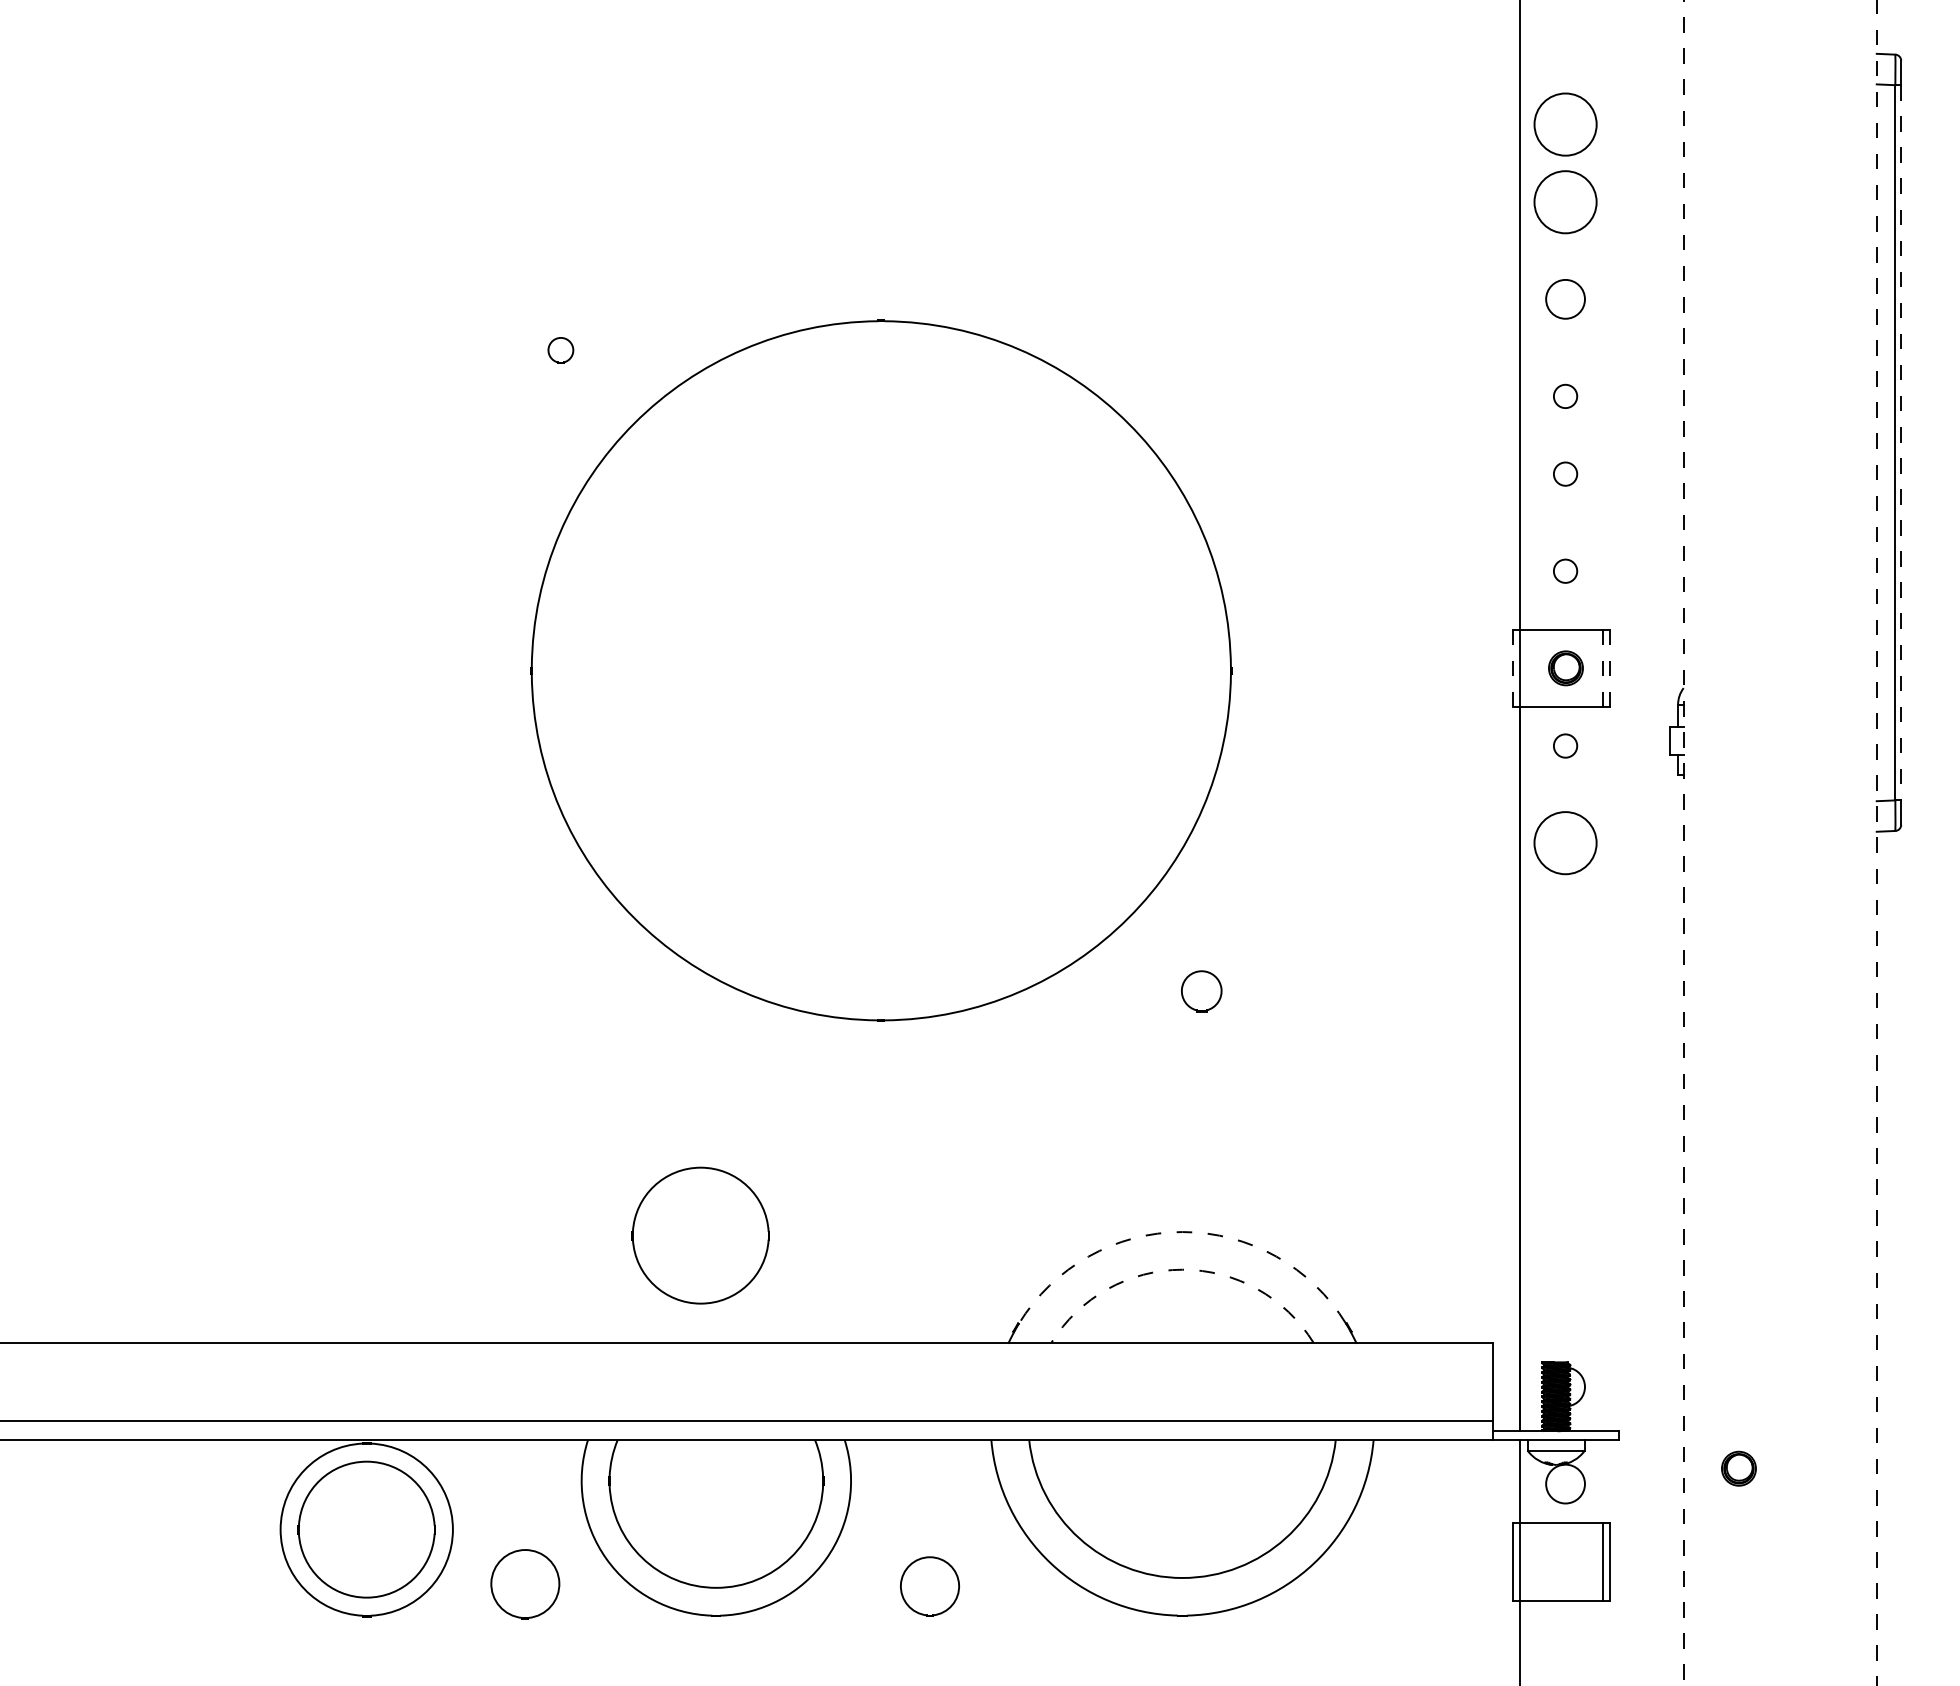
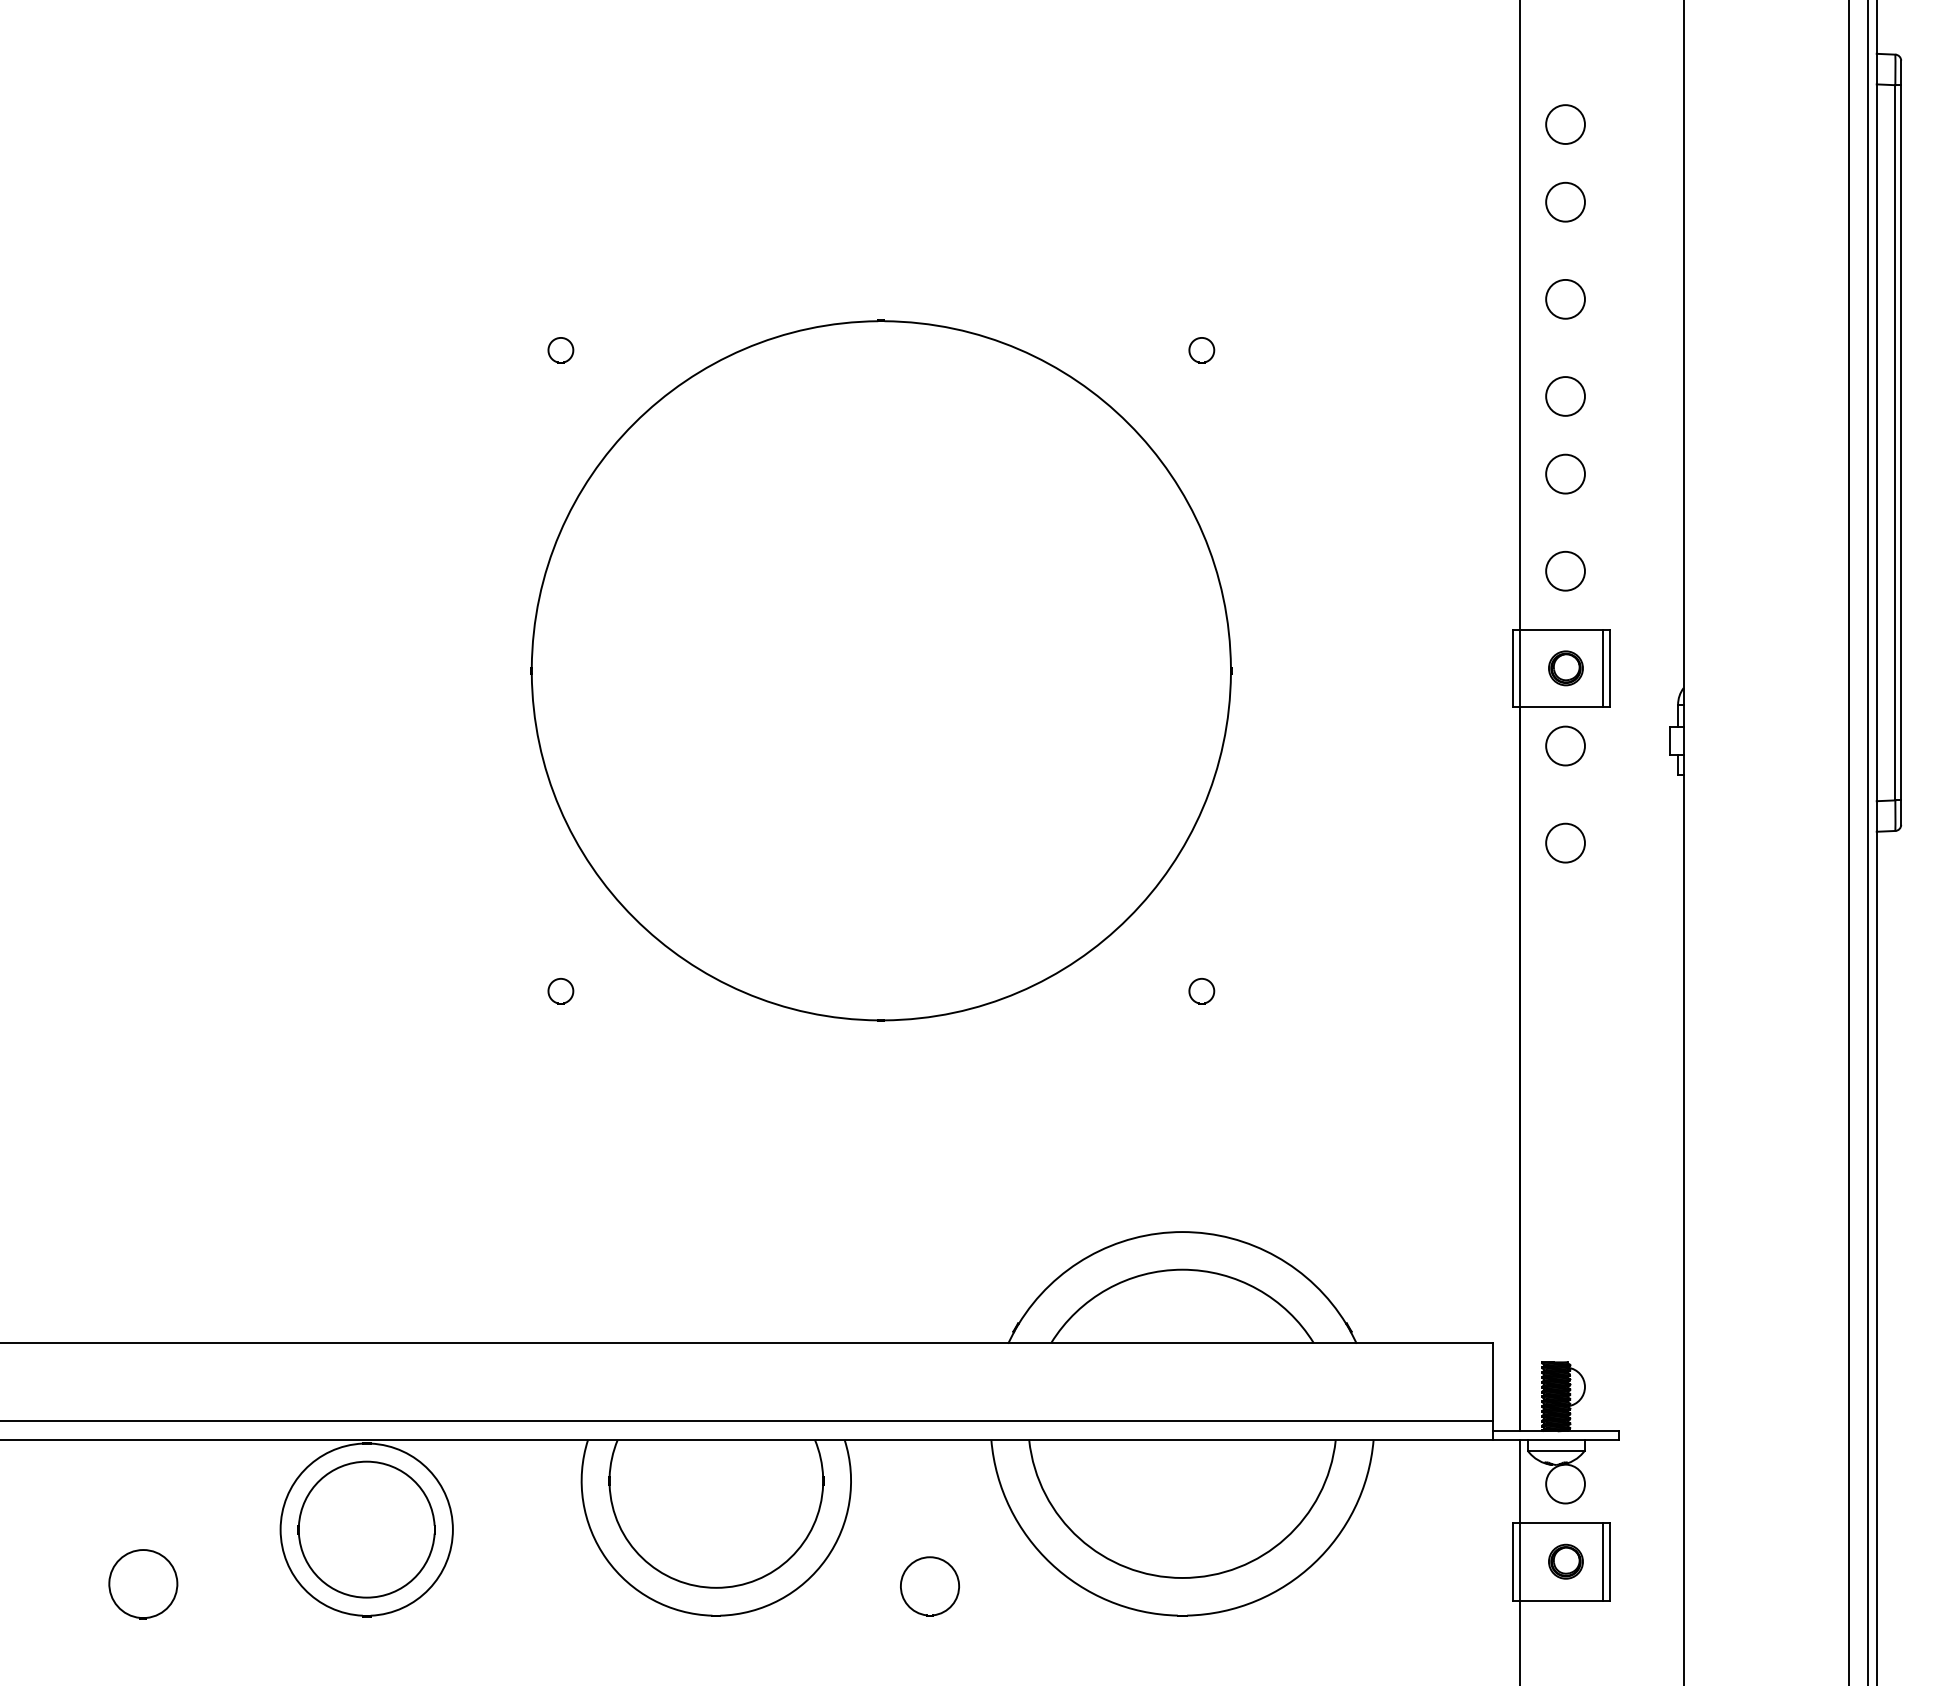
circle size: 65x65 px -> 41x41 px (1565, 124)
circle diameter: 62 px -> 39 px (1565, 201)
part: none -> present (1201, 350)
circle diameter: 23 px -> 39 px (1565, 396)
line: dashed -> solid (1901, 442)
circle diameter: 23 px -> 39 px (1565, 473)
circle diameter: 23 px -> 39 px (1565, 570)
line: dashed -> solid (1512, 668)
line: dashed -> solid (1602, 668)
line: dashed -> solid (1610, 668)
circle diameter: 23 px -> 39 px (1565, 745)
line: none -> present (1849, 842)
line: none -> present (1868, 842)
circle diameter: 62 px -> 39 px (1565, 842)
line: dashed -> solid (1683, 843)
line: dashed -> solid (1876, 843)
part: none -> present (560, 991)
part size: 42x43 px -> 28x27 px (1201, 991)
arc: dashed -> solid (1182, 1232)
part: present -> none (700, 1235)
arc: dashed -> solid (1182, 1269)
part position: (1738, 1468) -> (1565, 1561) (1565, 1561)
part position: (525, 1584) -> (143, 1584) (143, 1584)
